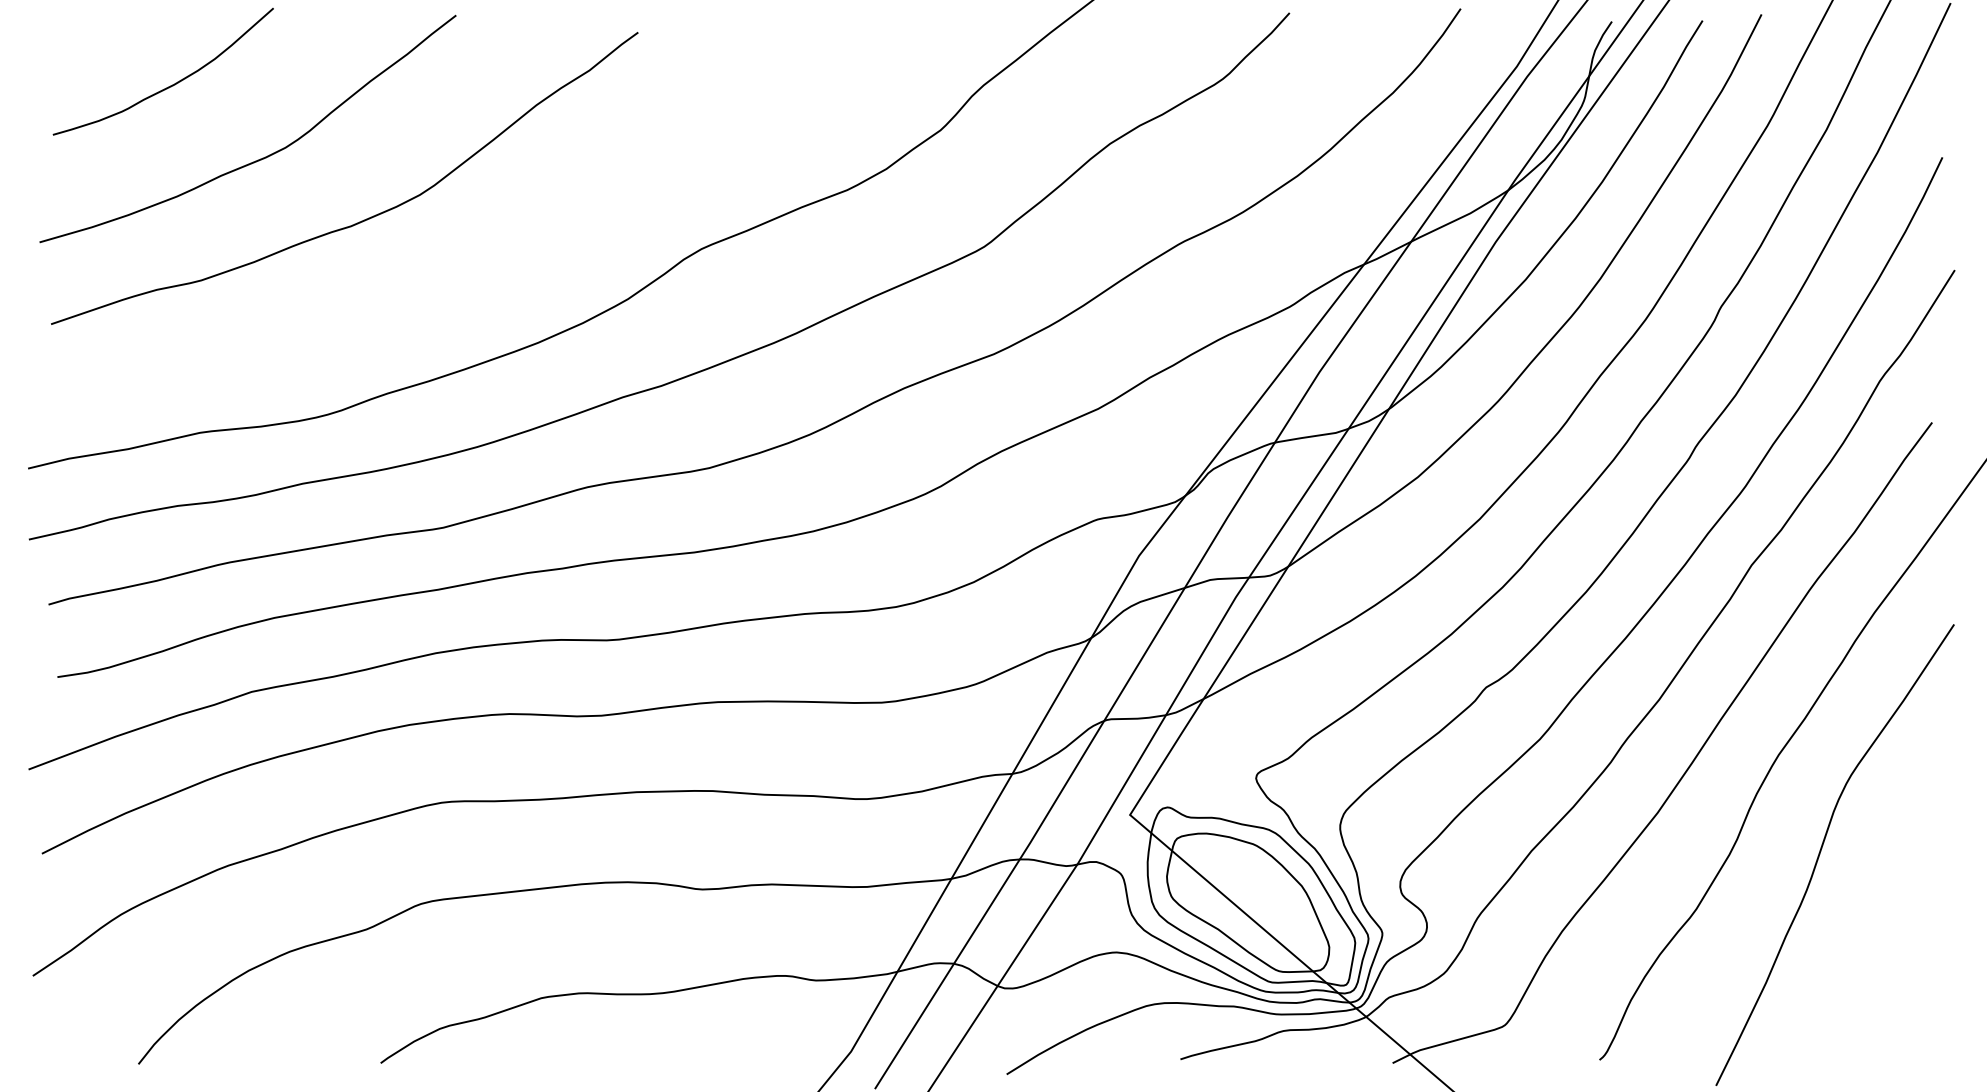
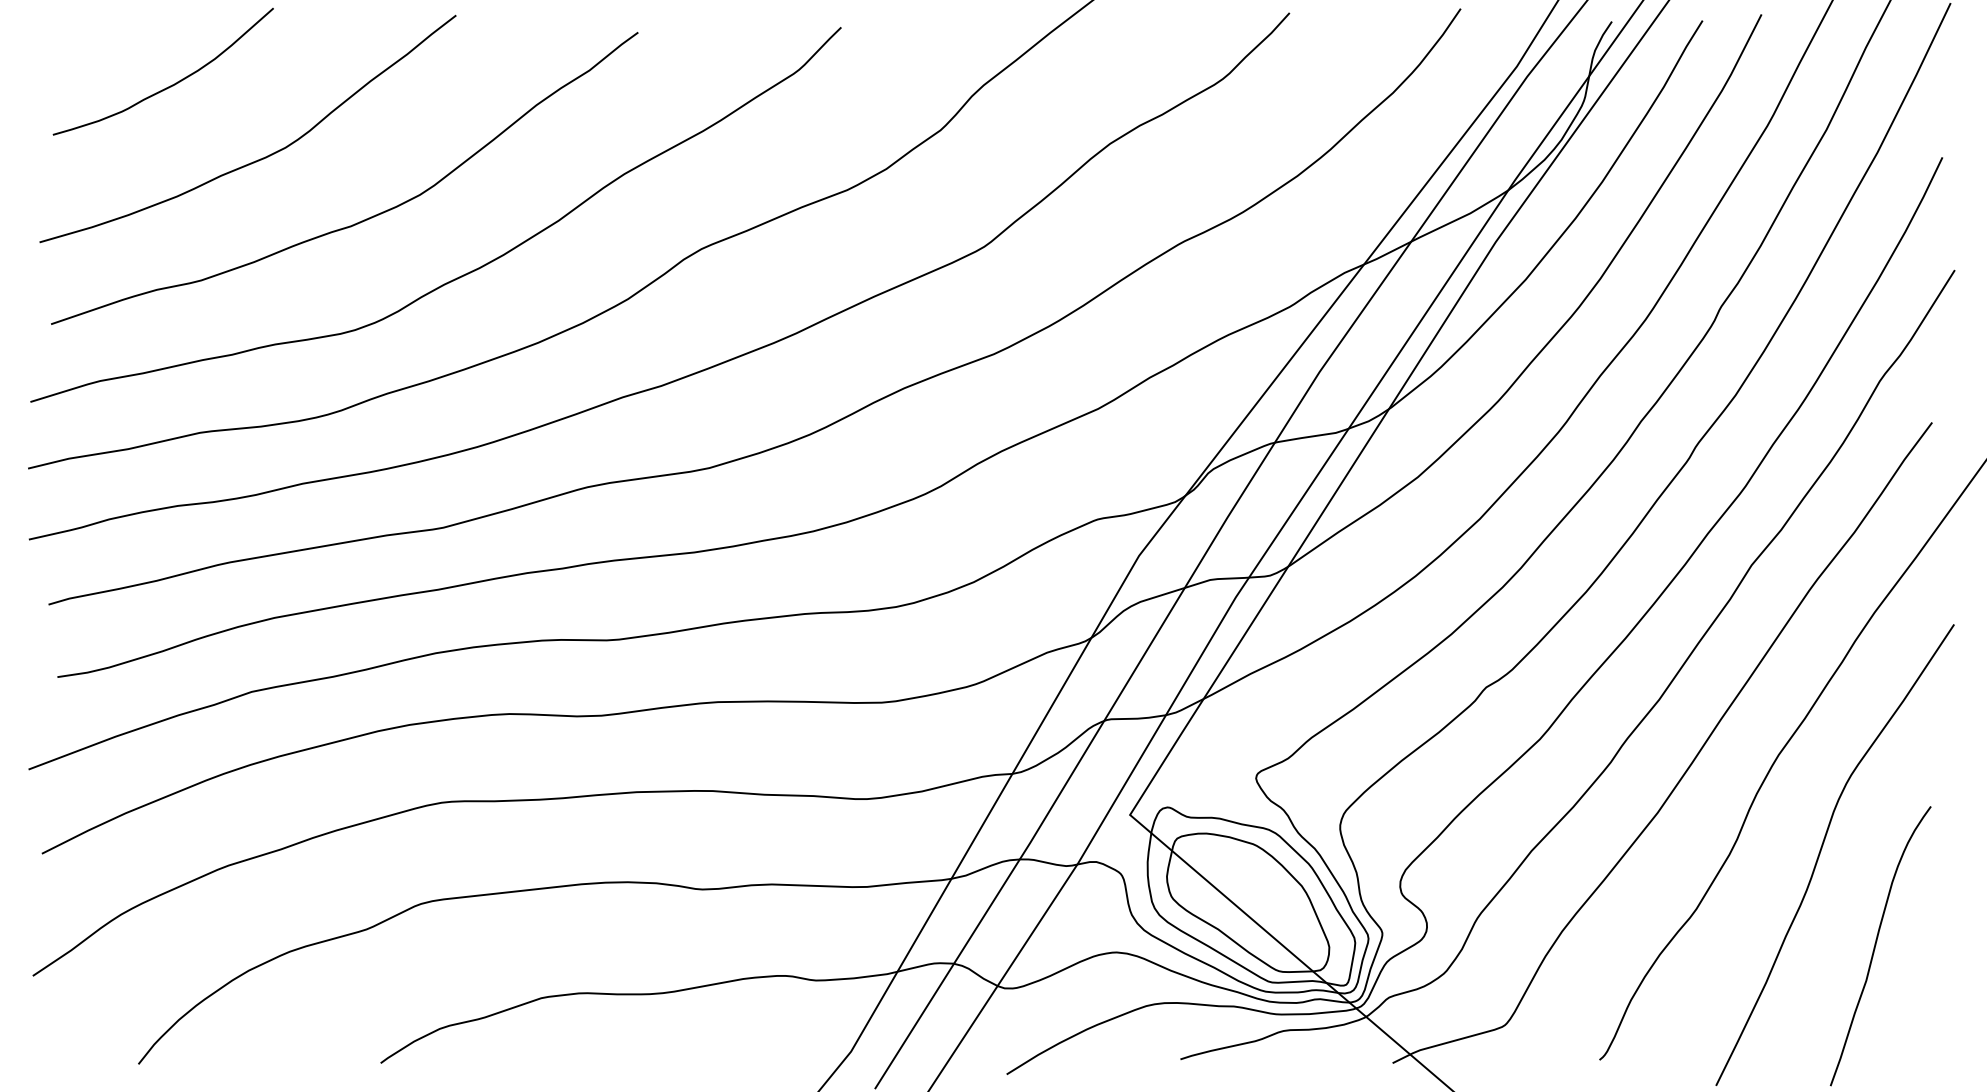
curve: none -> present (465, 273)
curve: none -> present (1876, 945)
